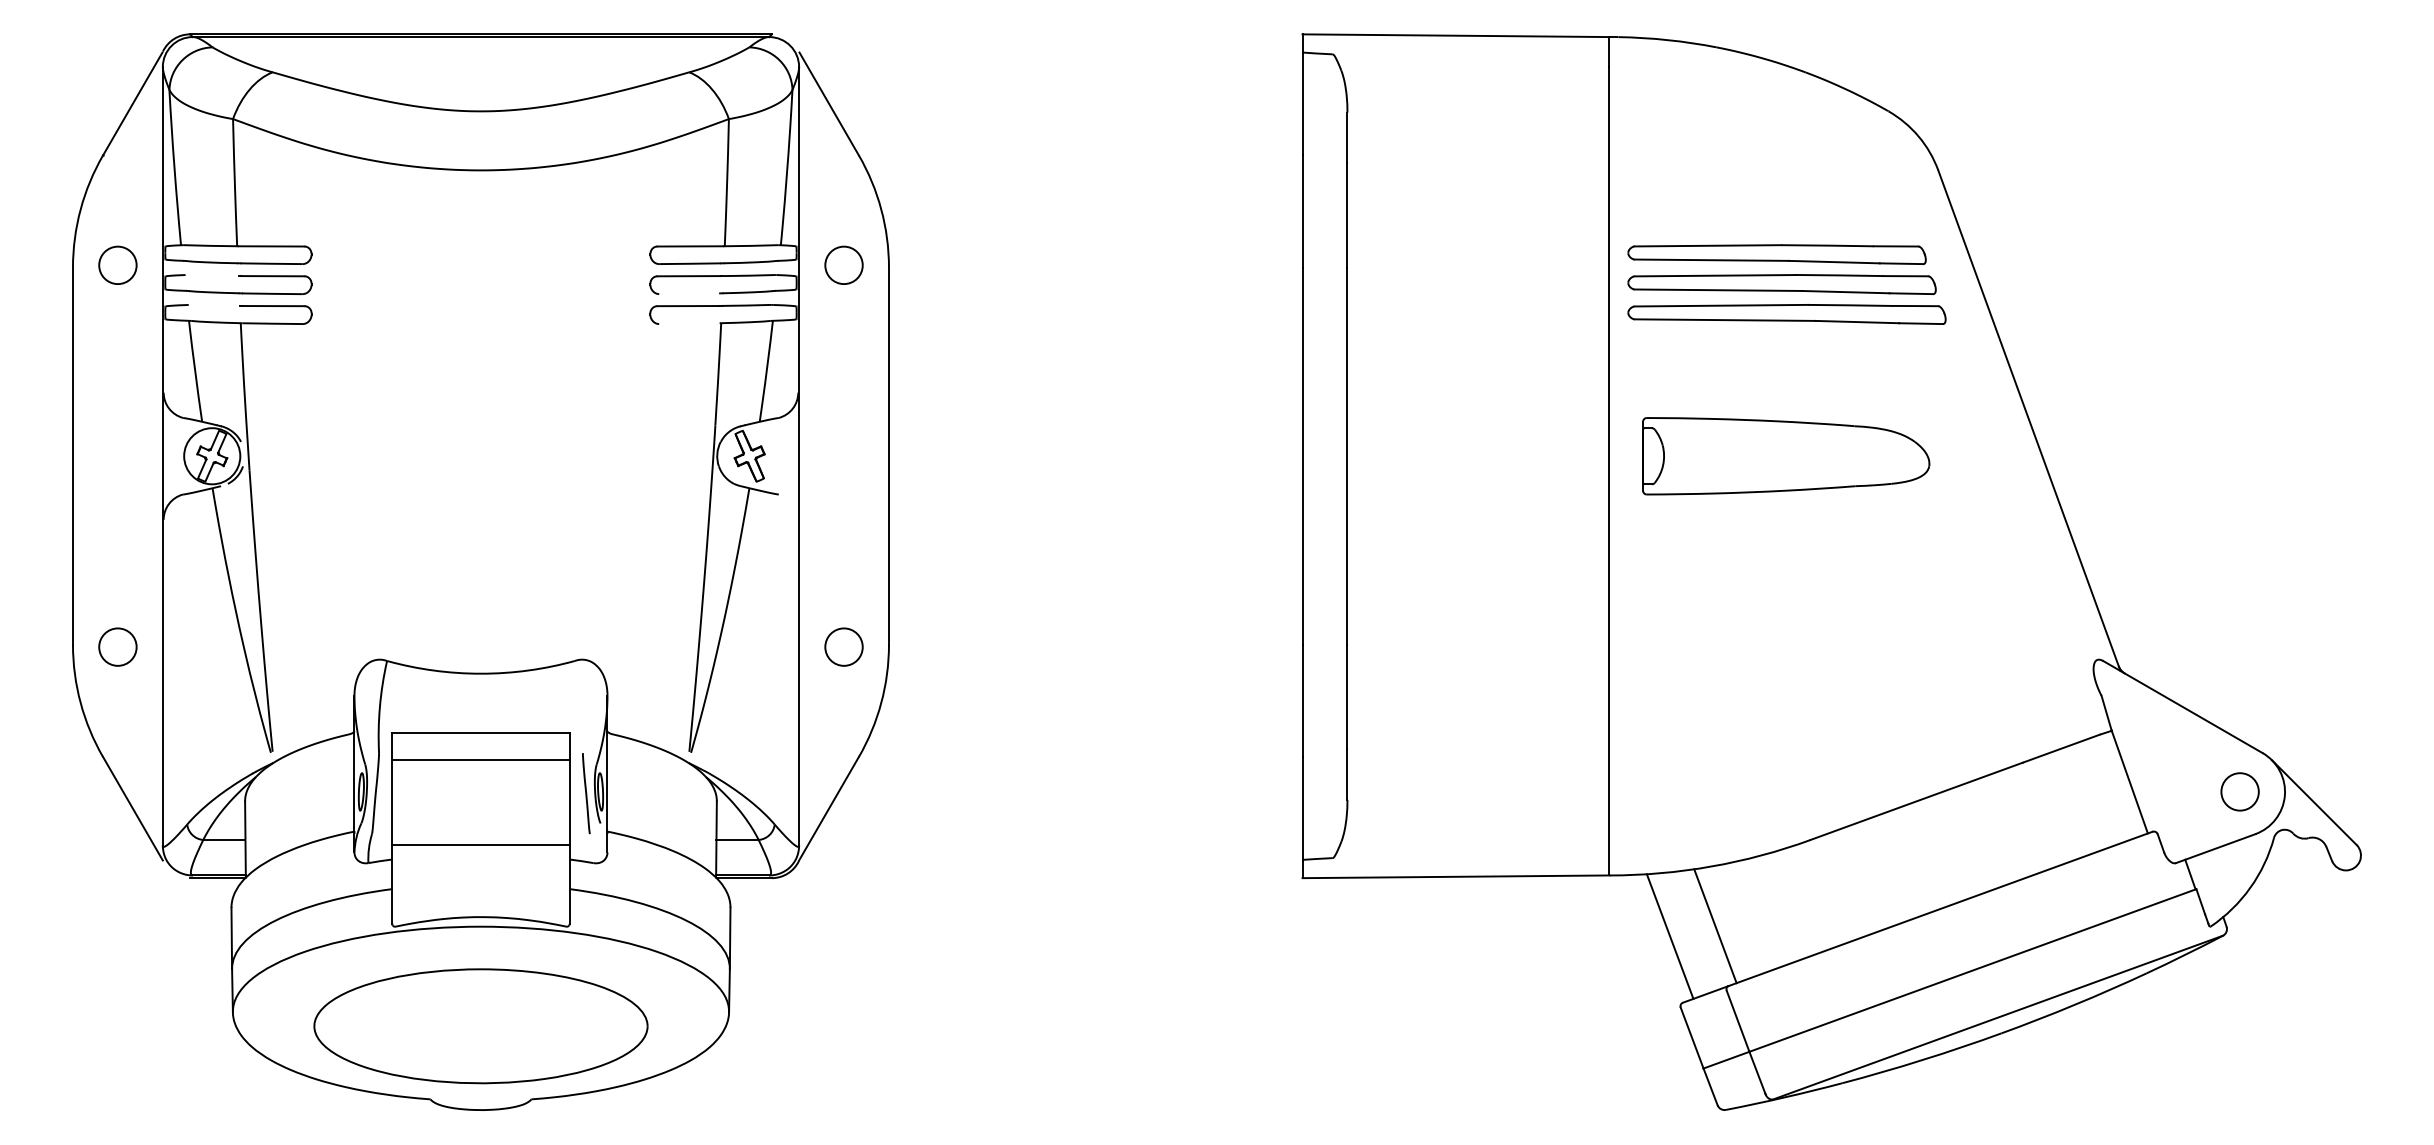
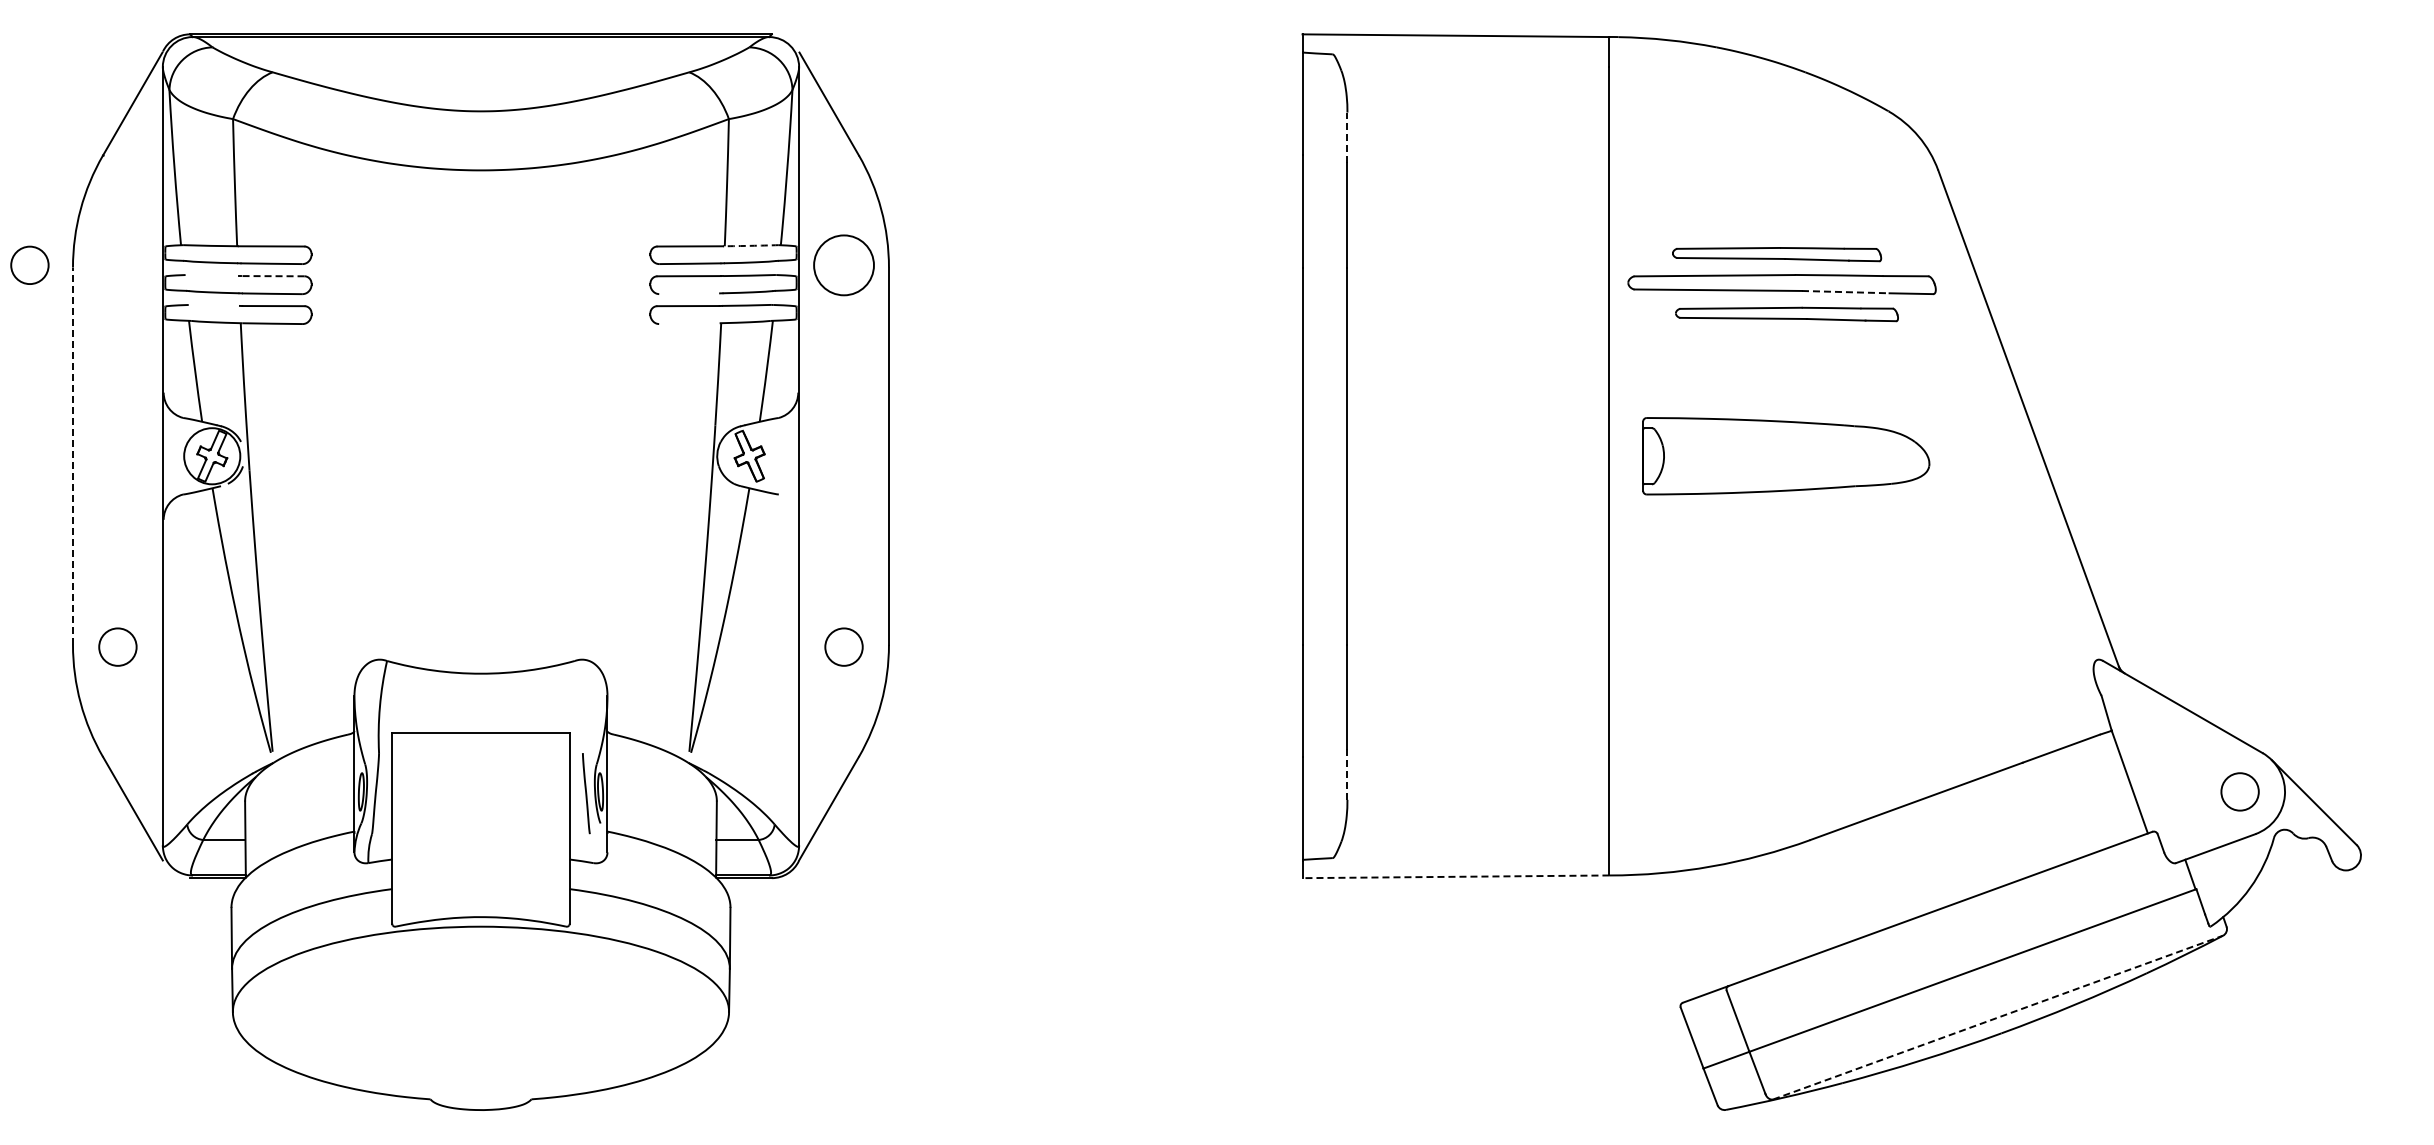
line: solid -> dashed (1347, 137)
arc: solid -> dashed (750, 245)
part size: 300x21 px -> 211x16 px (1777, 254)
circle position: (117, 264) -> (29, 264) (29, 264)
circle diameter: 37 px -> 60 px (843, 265)
line: solid -> dashed (272, 276)
line: solid -> dashed (1845, 292)
part size: 320x21 px -> 224x17 px (1786, 314)
line: solid -> dashed (73, 456)
line: present -> none (480, 760)
line: solid -> dashed (1347, 775)
line: present -> none (480, 844)
line: solid -> dashed (1455, 876)
line: present -> none (1715, 926)
line: present -> none (1669, 936)
line: solid -> dashed (1998, 1017)
part: present -> none (480, 1026)
